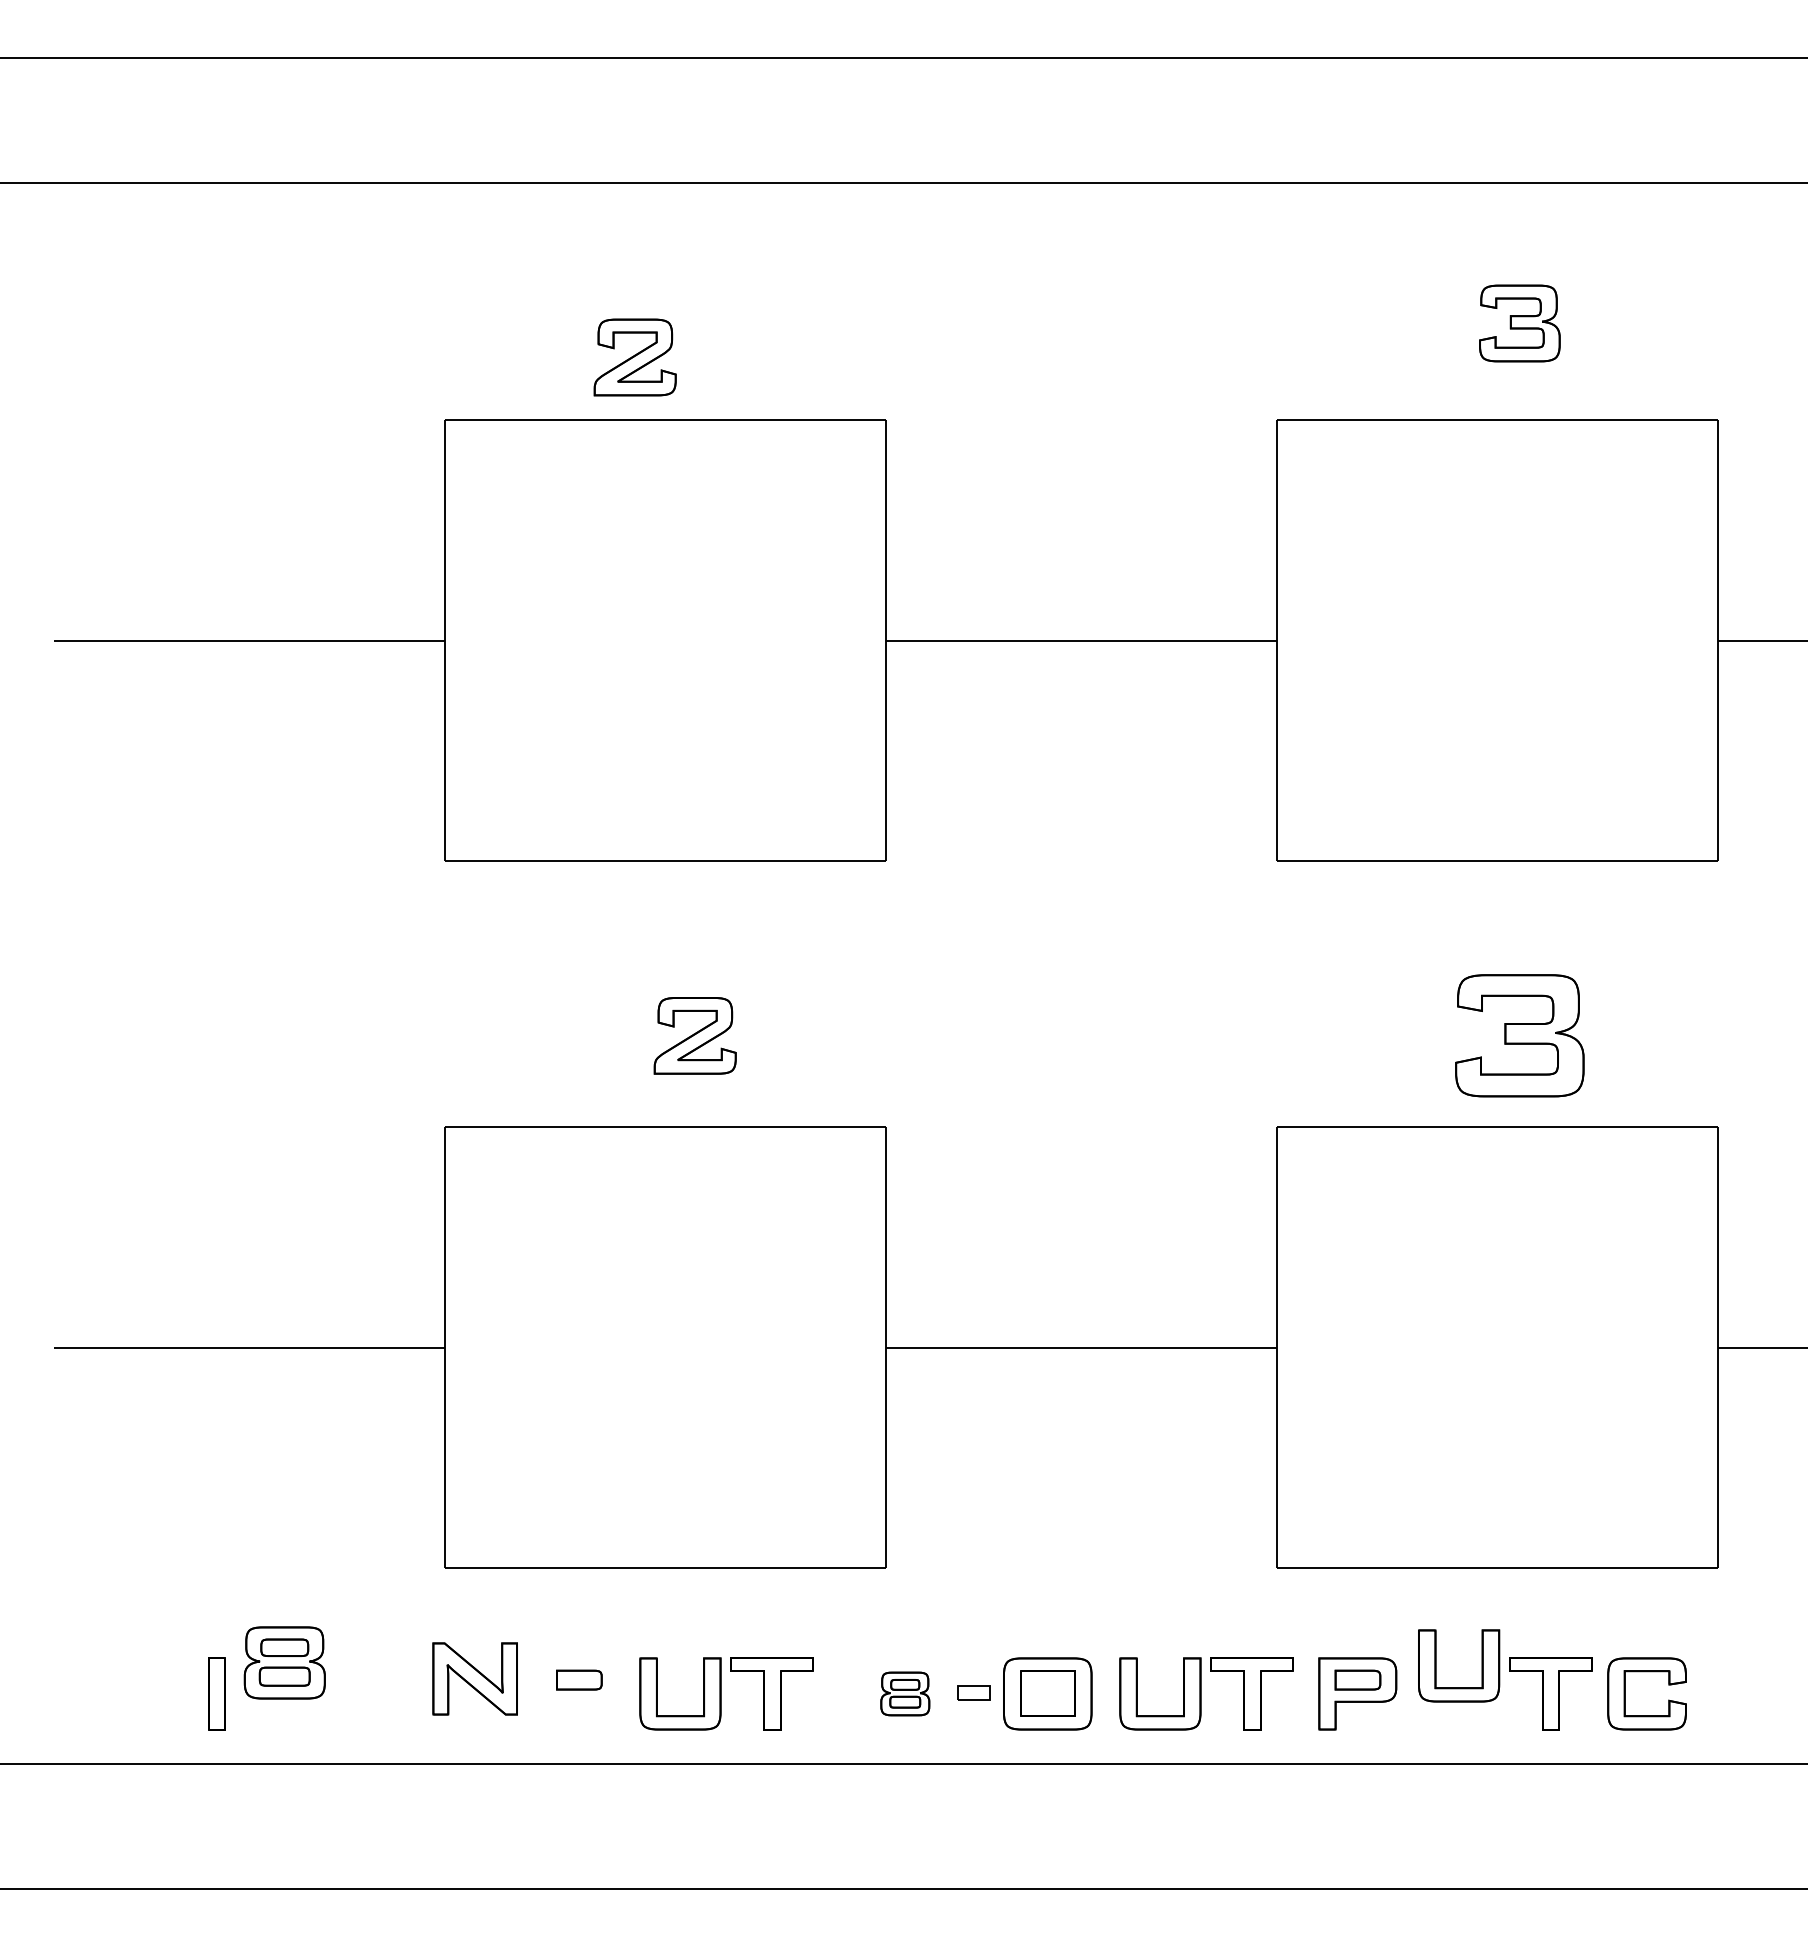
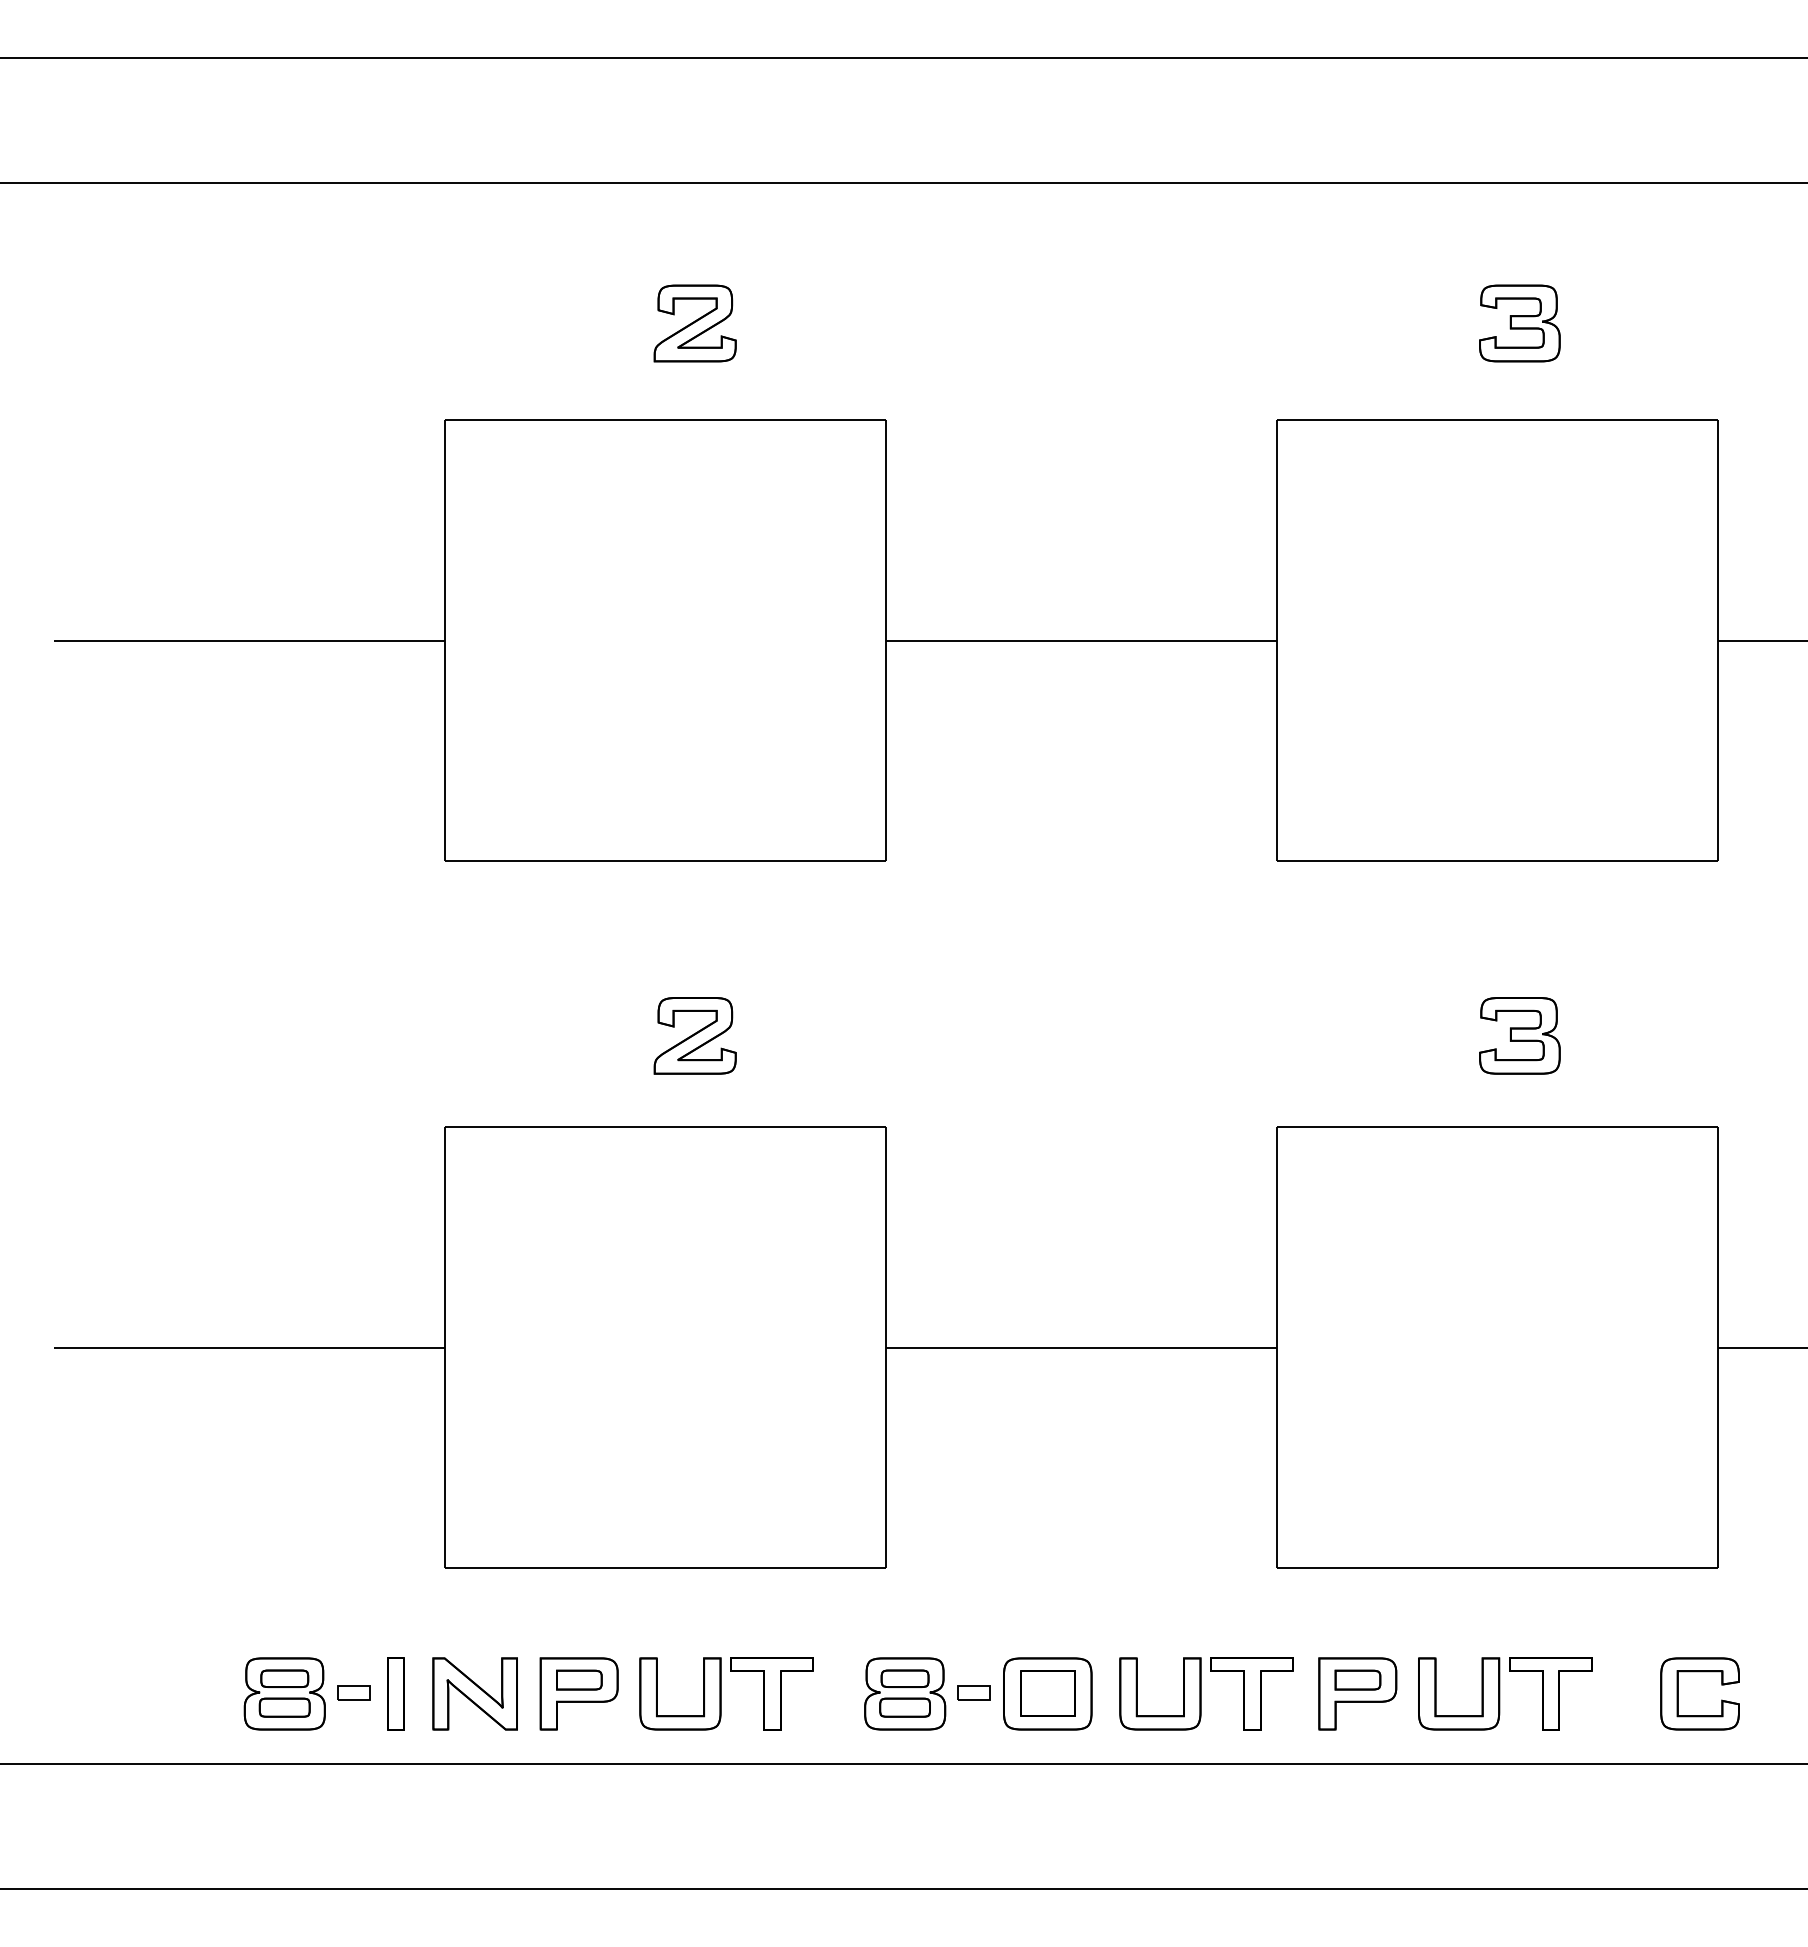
part position: (634, 357) -> (694, 323) (694, 323)
part size: 130x124 px -> 82x78 px (1519, 1035)
part position: (284, 1662) -> (284, 1693) (284, 1693)
part position: (1481, 1665) -> (1481, 1693) (1481, 1693)
part position: (1646, 1672) -> (1699, 1672) (1699, 1672)
part position: (474, 1678) -> (474, 1693) (474, 1693)
part: none -> present (353, 1692)
part position: (216, 1693) -> (395, 1693) (395, 1693)
part: none -> present (578, 1693)
part size: 51x46 px -> 83x74 px (905, 1693)
